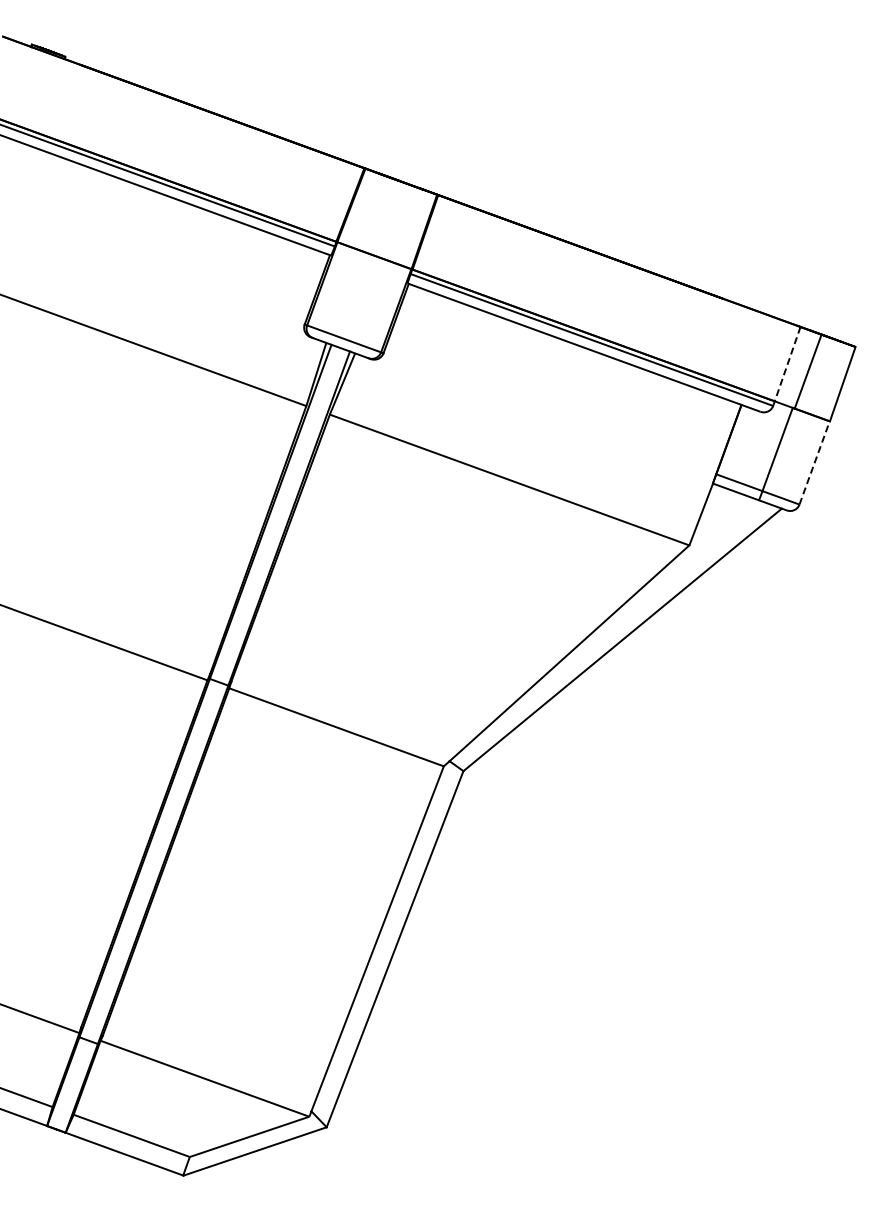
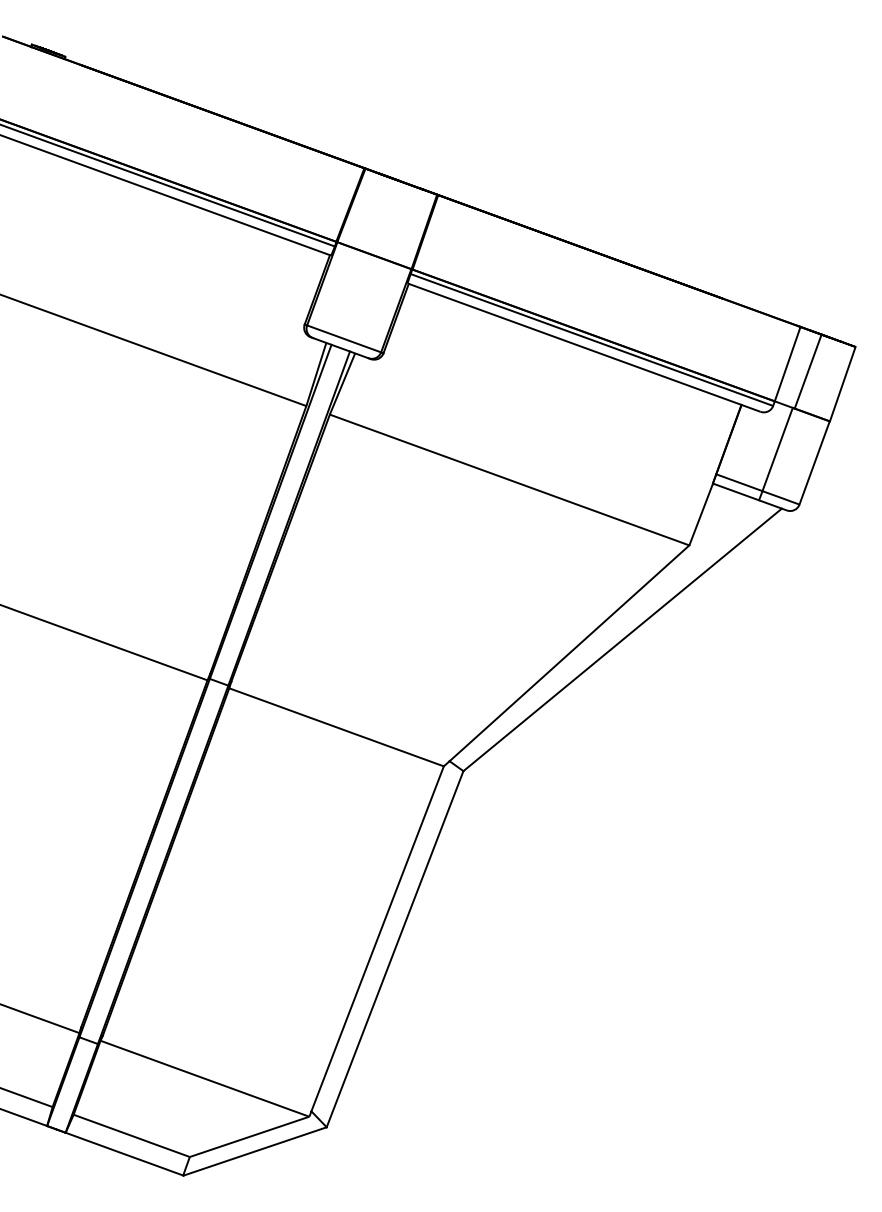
line: dashed -> solid (787, 364)
line: dashed -> solid (814, 462)
